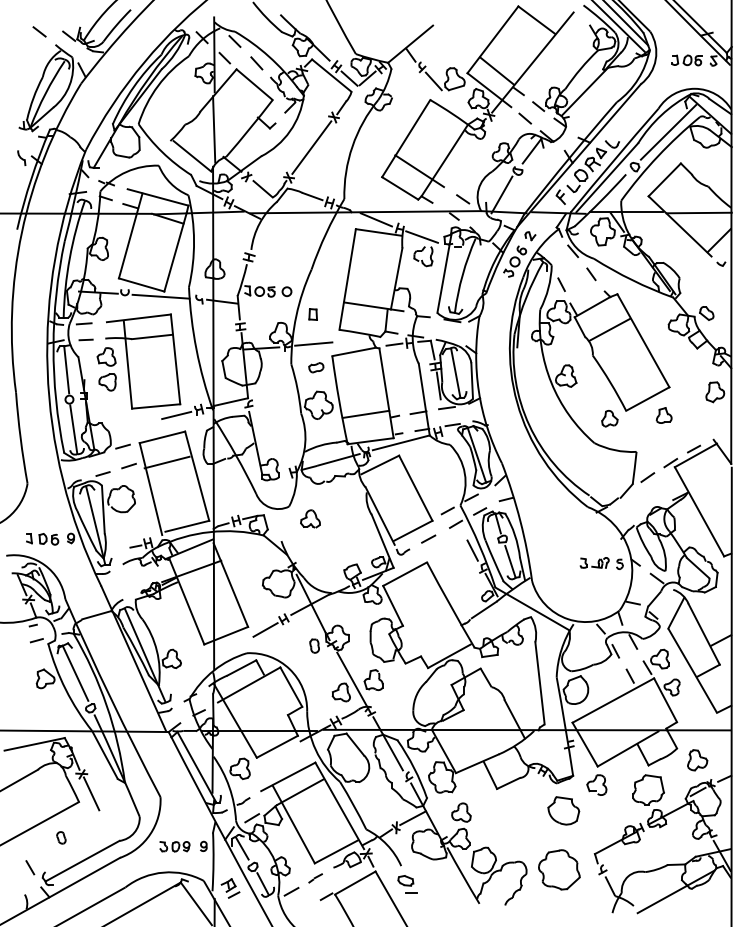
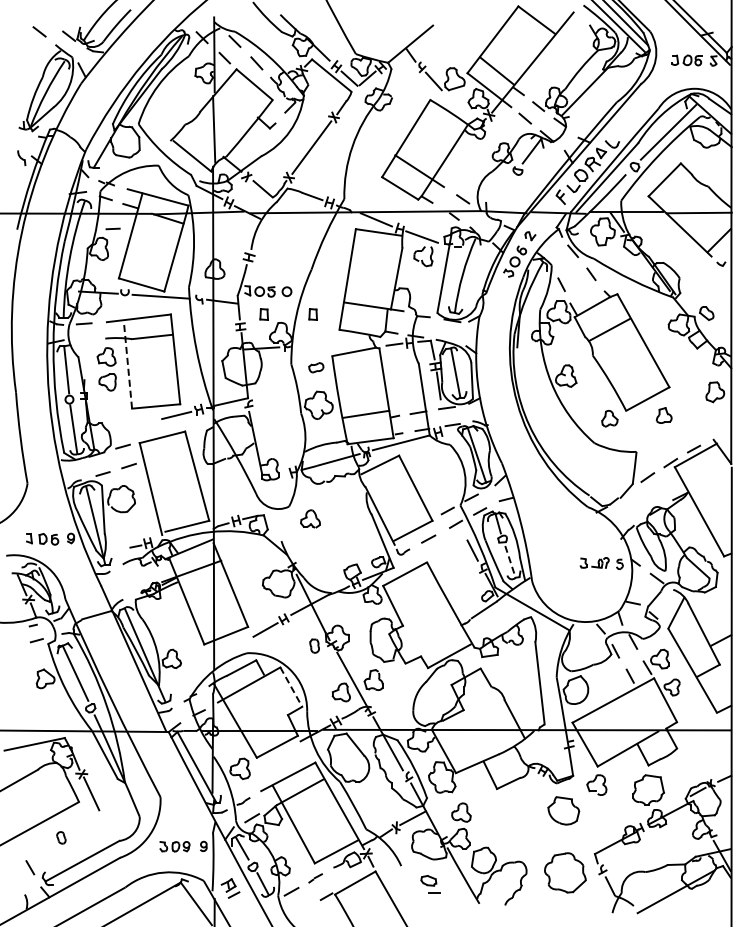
line: present -> none (501, 194)
part: none -> present (263, 314)
line position: (85, 339) -> (112, 228) (112, 228)
line: present -> none (313, 343)
line: solid -> dashed (127, 365)
line: present -> none (166, 462)
line: solid -> dashed (510, 561)
line: solid -> dashed (291, 687)
part: present -> none (697, 760)
part position: (559, 869) -> (565, 872) (565, 872)
part position: (407, 884) -> (430, 884) (430, 884)
